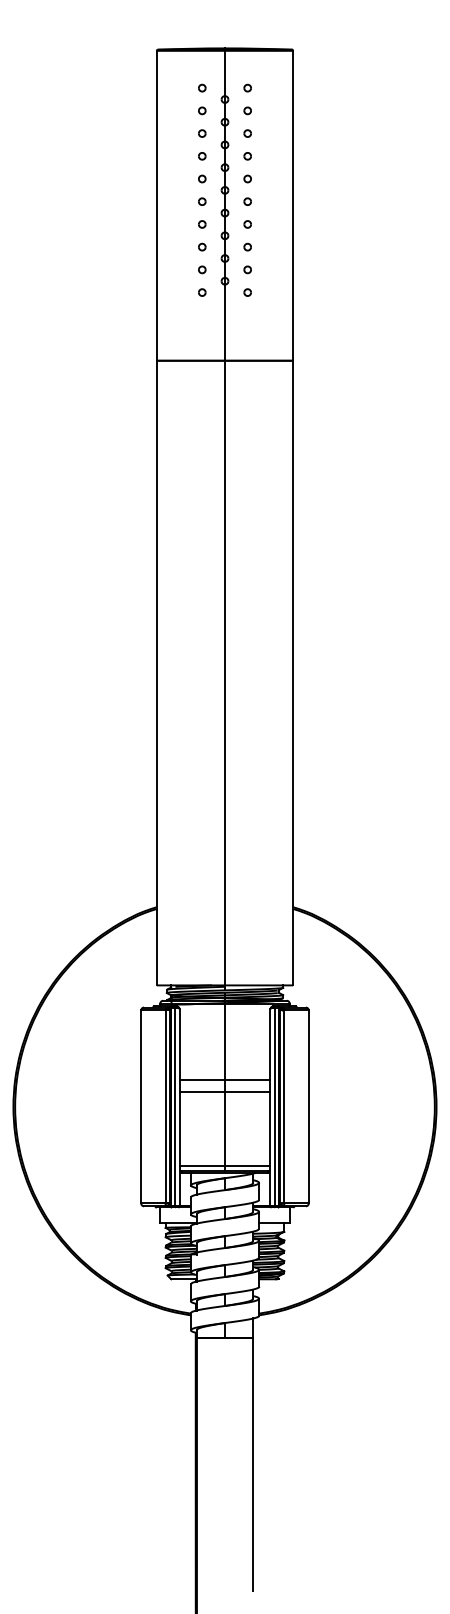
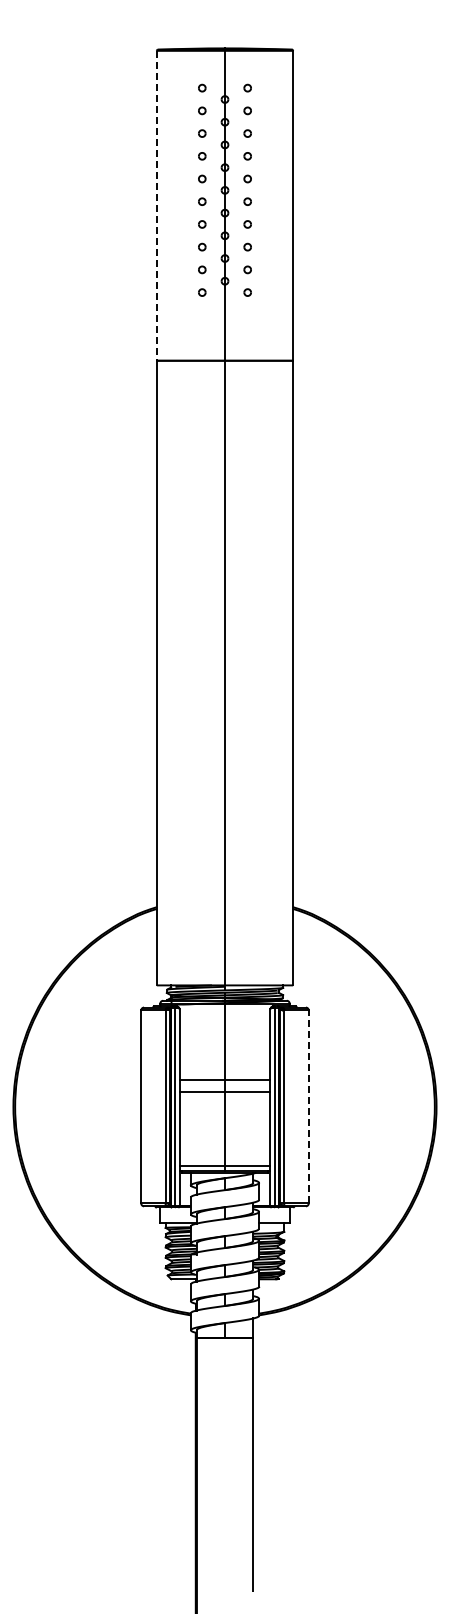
line: solid -> dashed (156, 205)
line: solid -> dashed (308, 1106)
